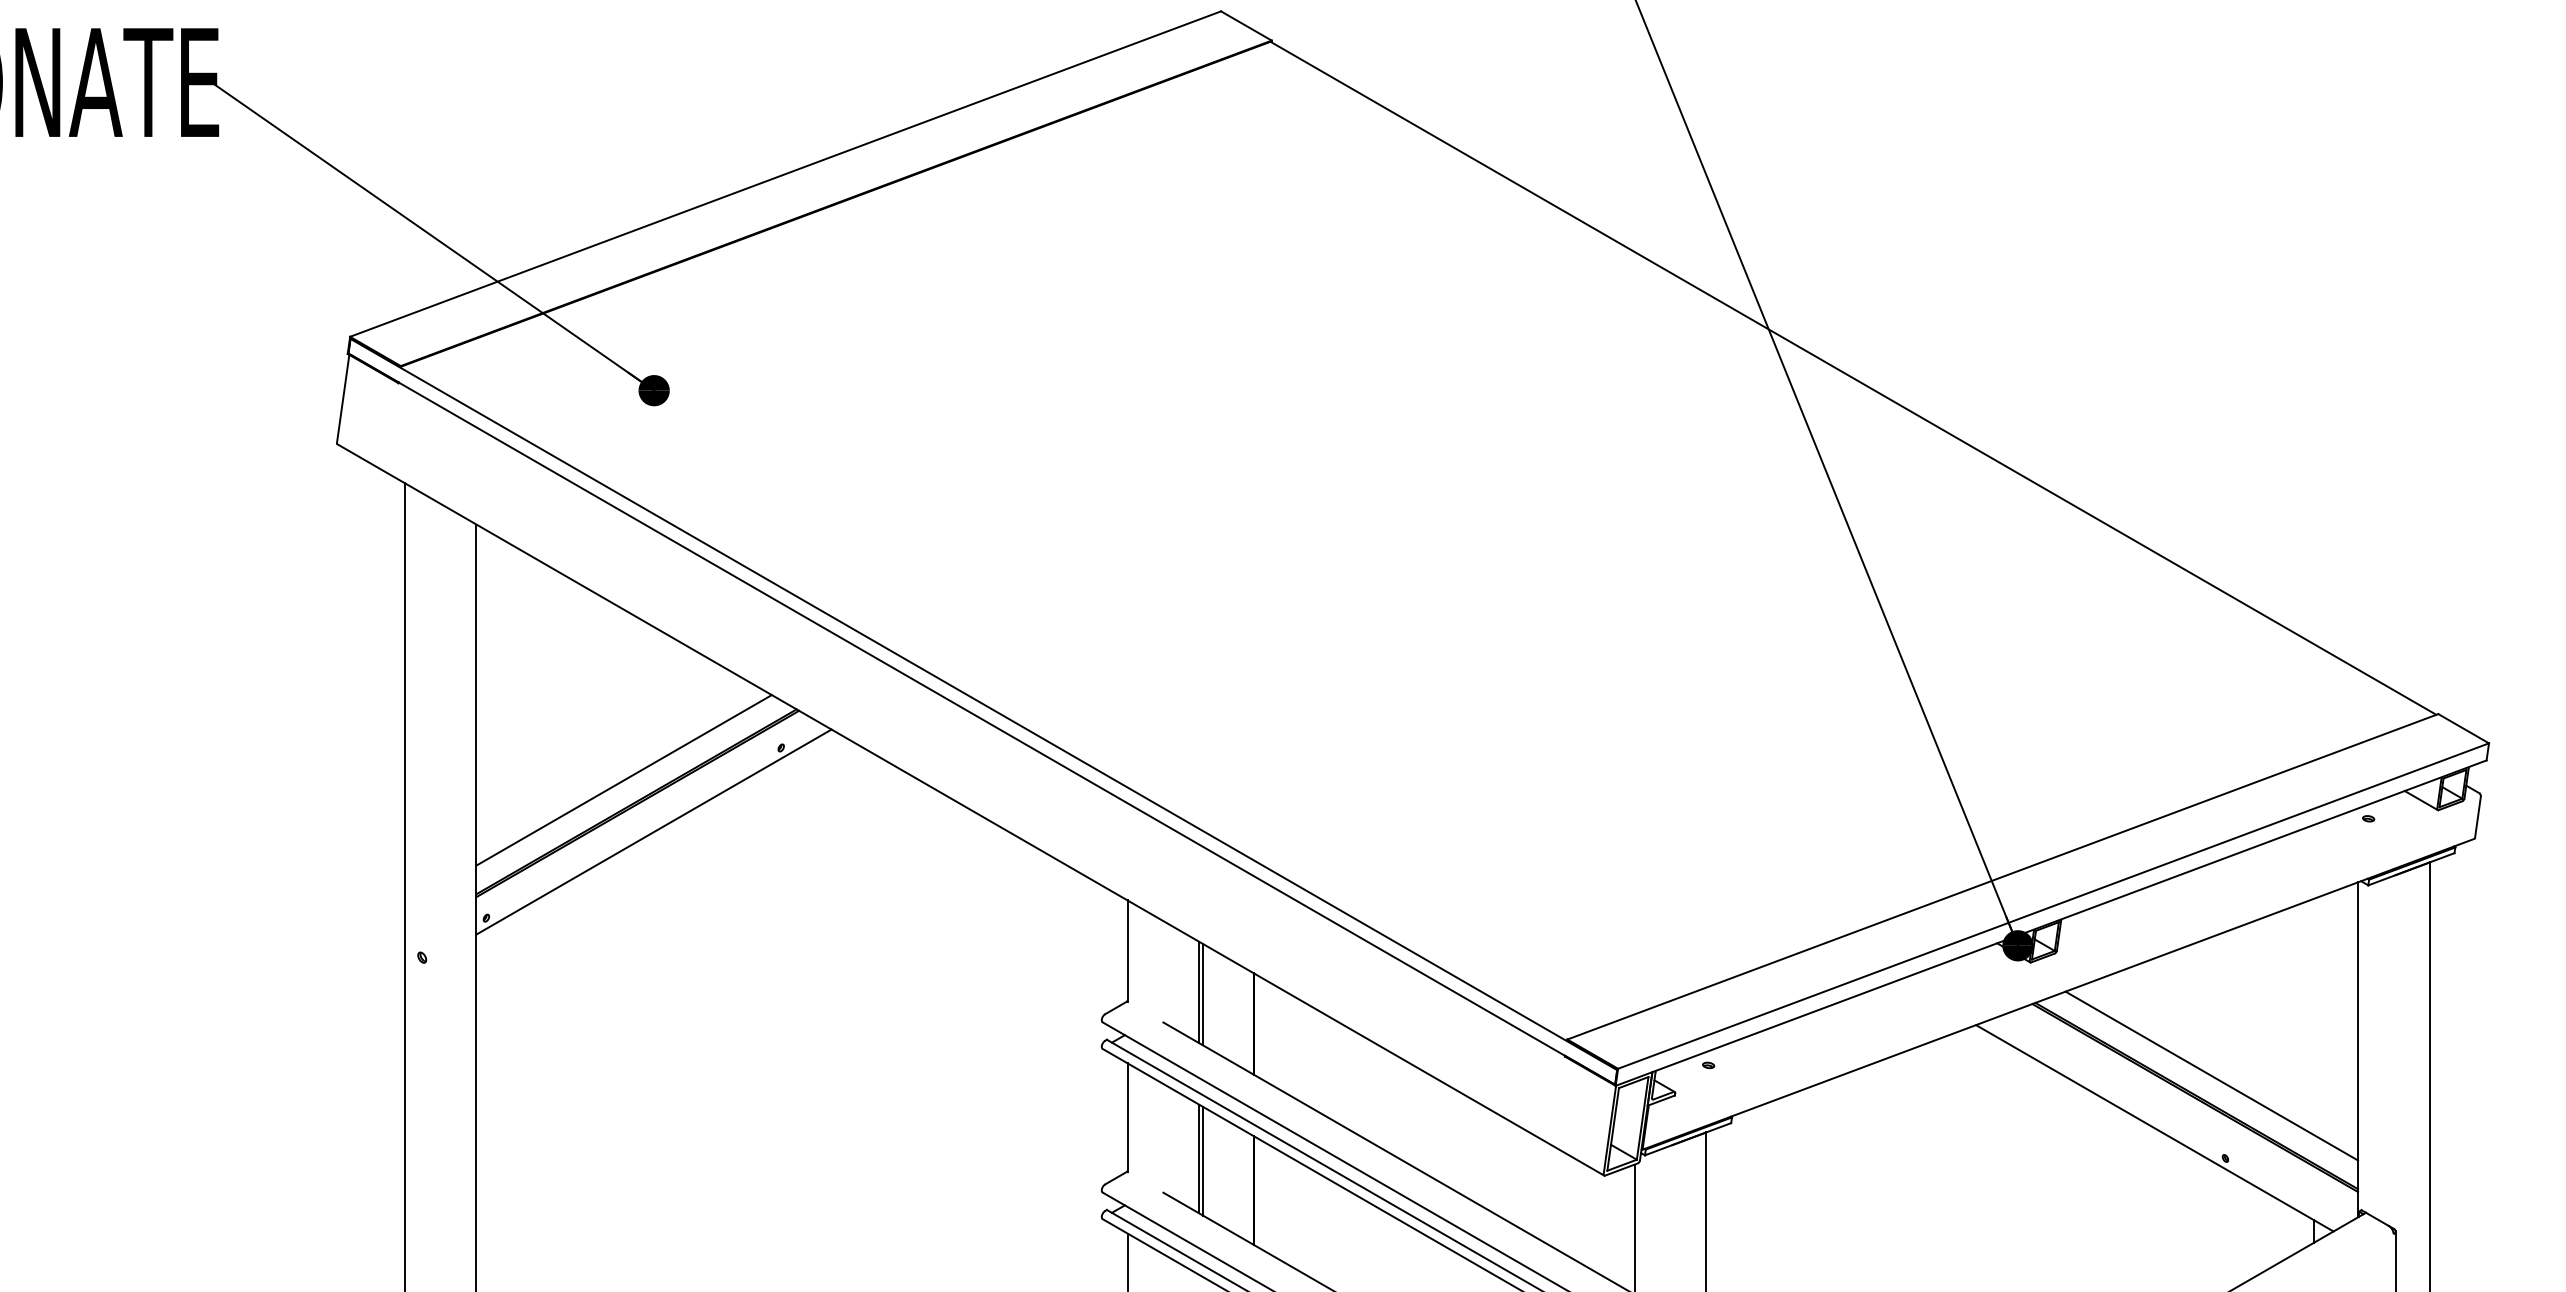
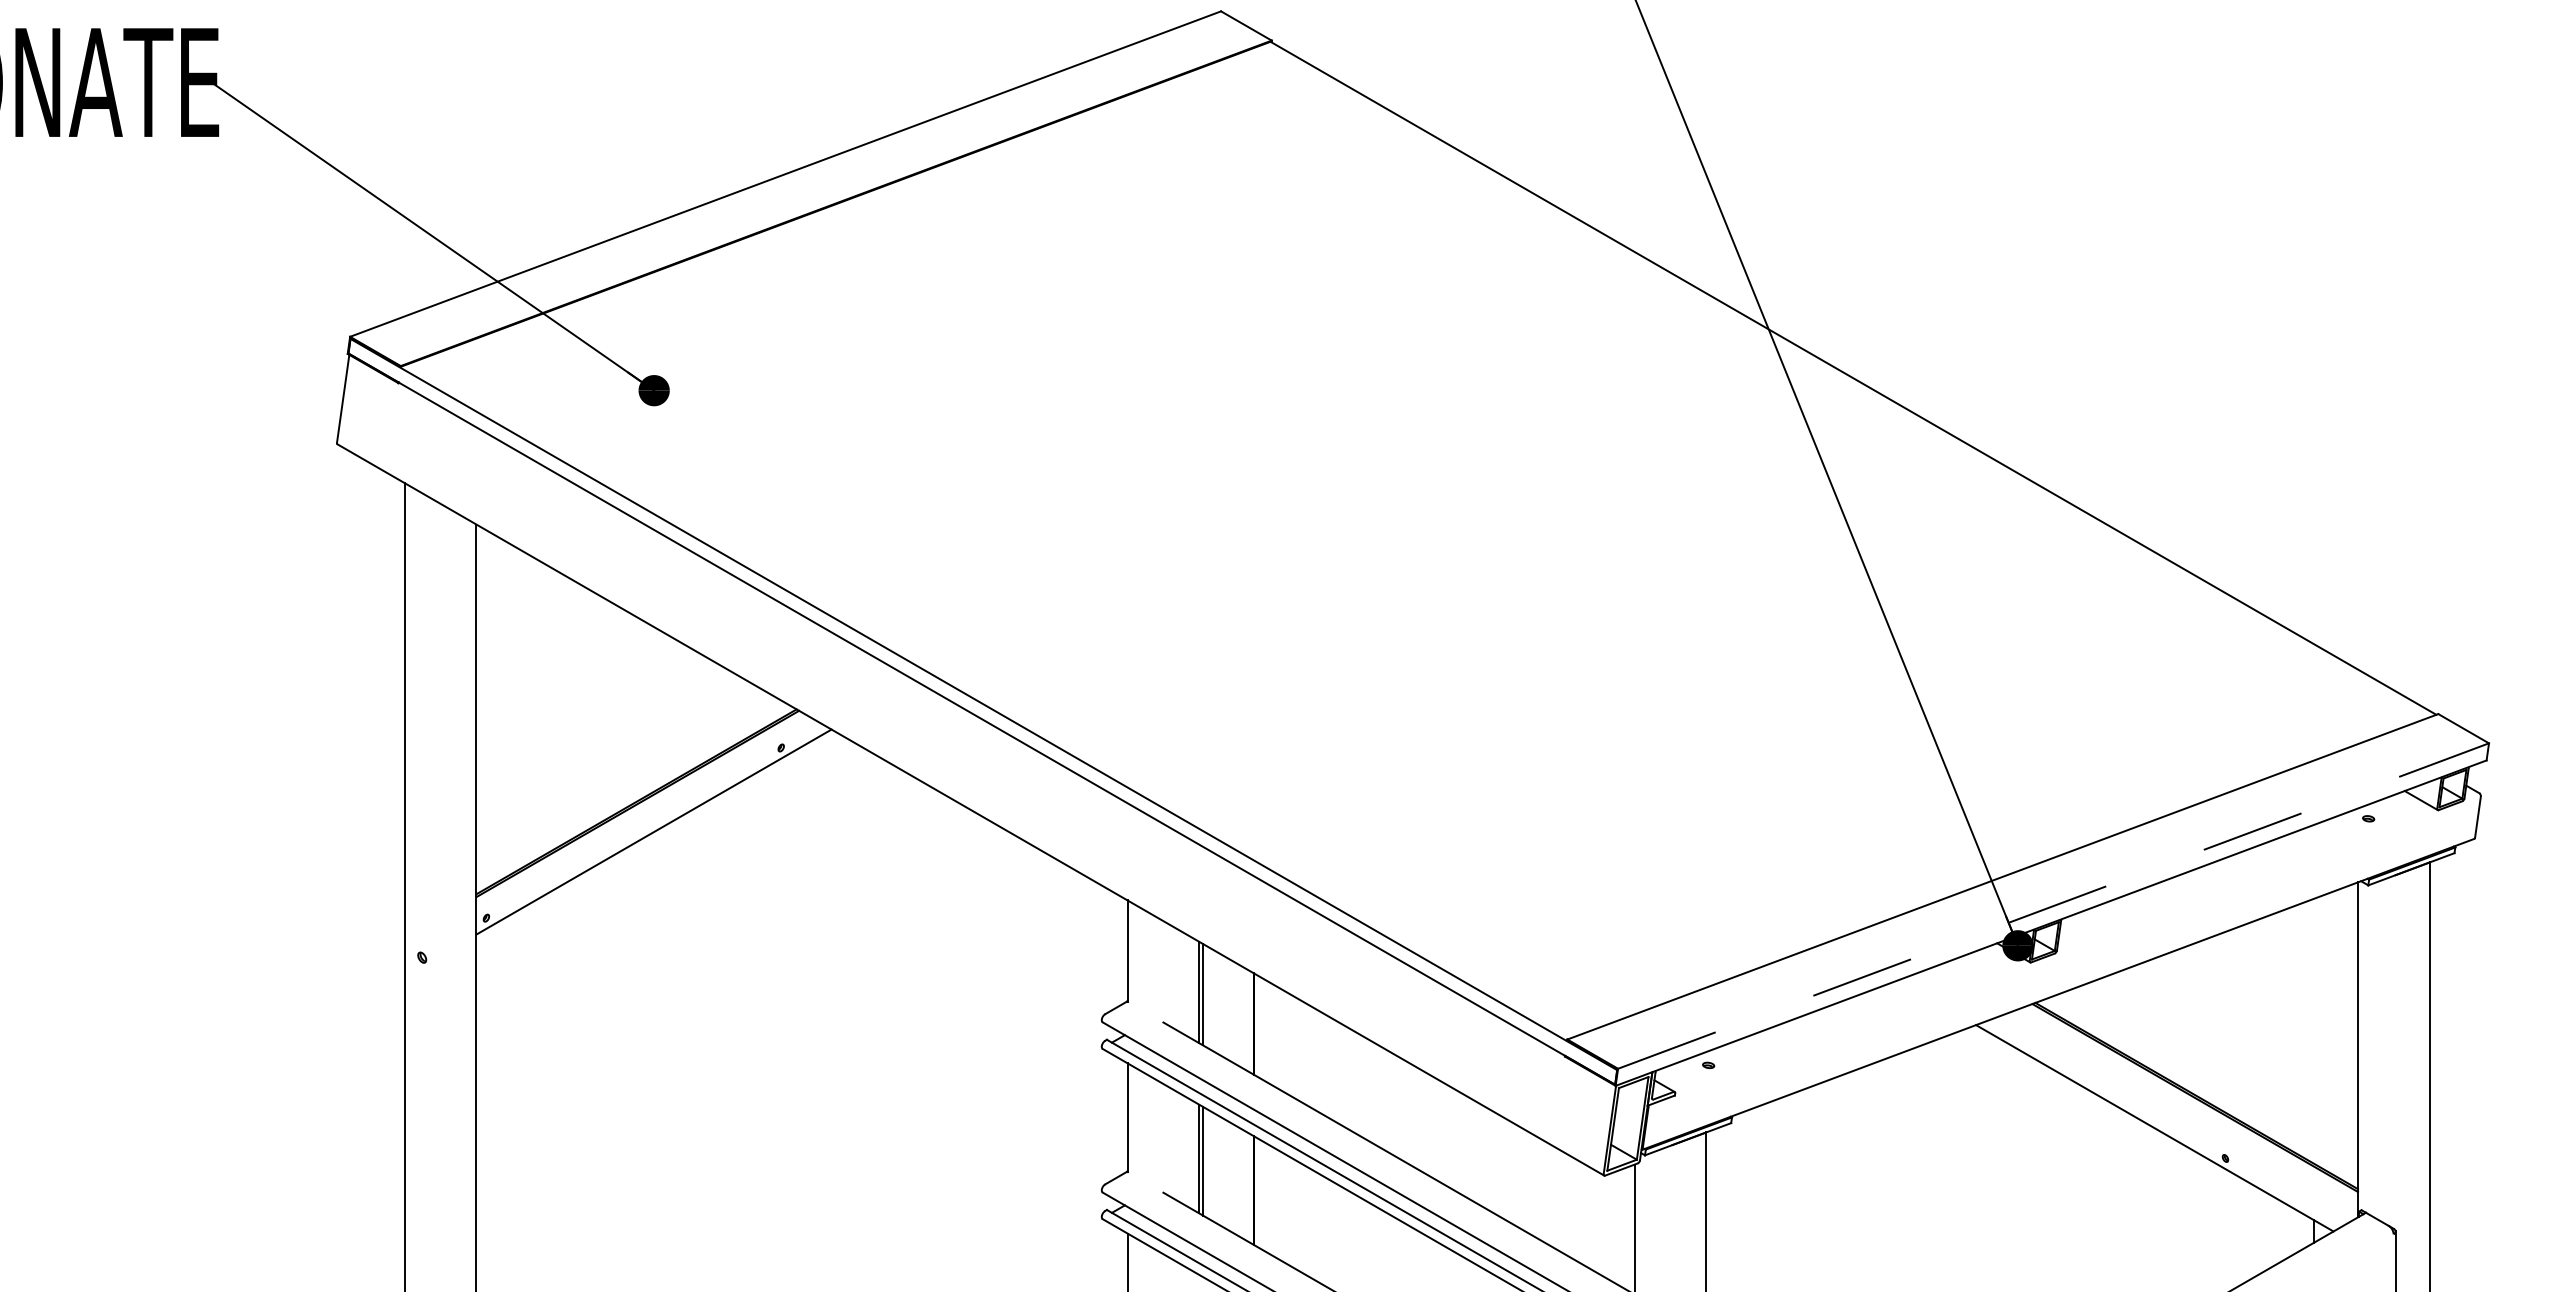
line: present -> none (623, 780)
line: solid -> dashed (2053, 906)
line: present -> none (2211, 1075)
